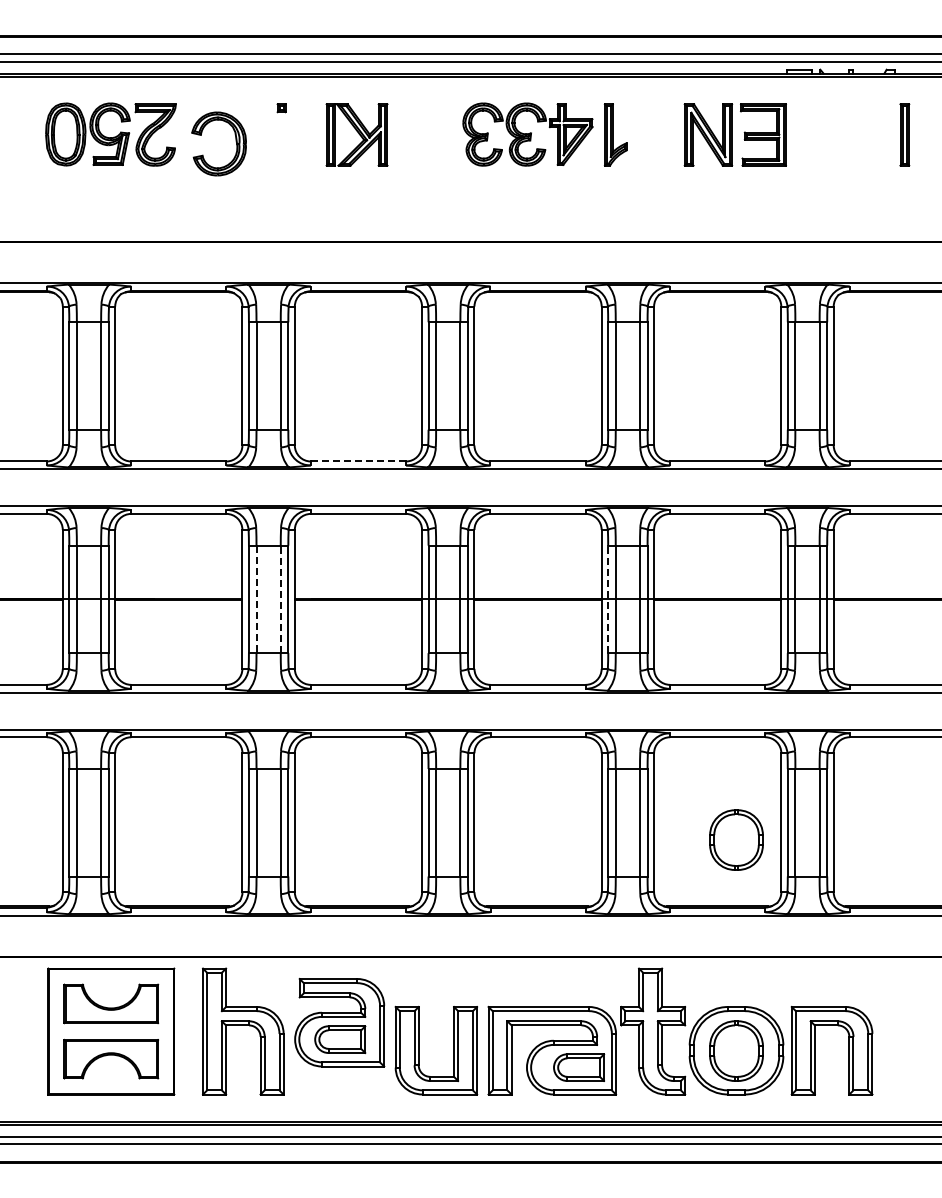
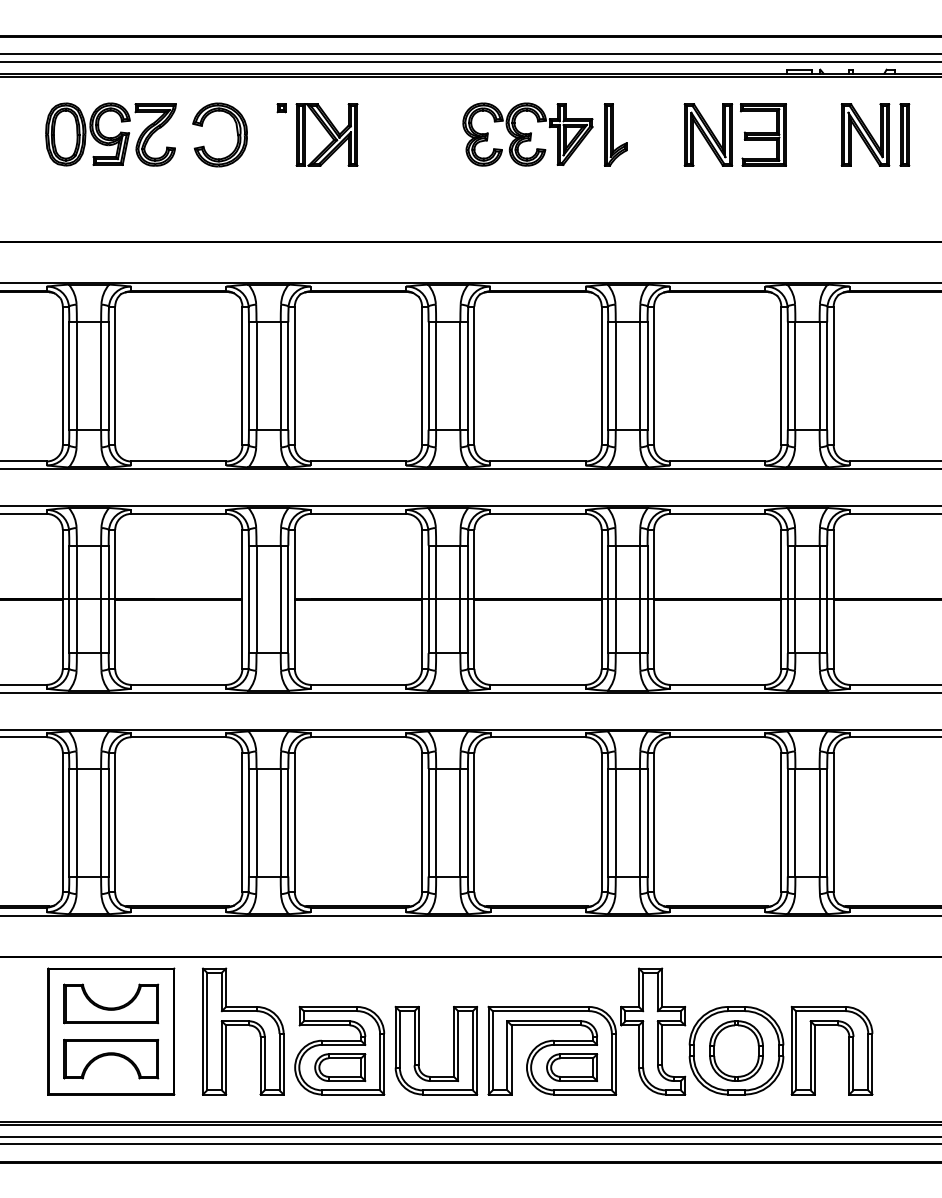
part position: (356, 134) -> (326, 134) (326, 134)
part: none -> present (865, 134)
part position: (235, 141) -> (236, 132) (236, 132)
line: dashed -> solid (358, 461)
line: dashed -> solid (256, 599)
line: dashed -> solid (280, 599)
line: dashed -> solid (608, 599)
part: present -> none (736, 839)
part position: (339, 1022) -> (339, 1050) (339, 1050)
part position: (579, 1067) -> (572, 1067) (572, 1067)
